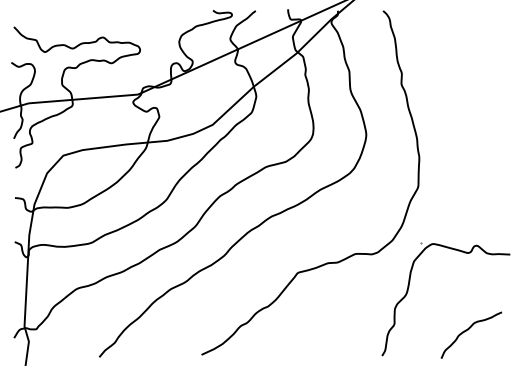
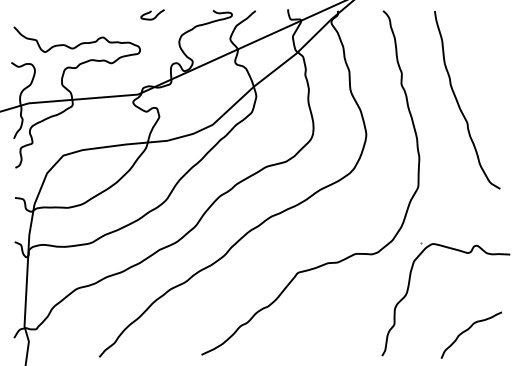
curve: none -> present (151, 12)
curve: none -> present (459, 104)
